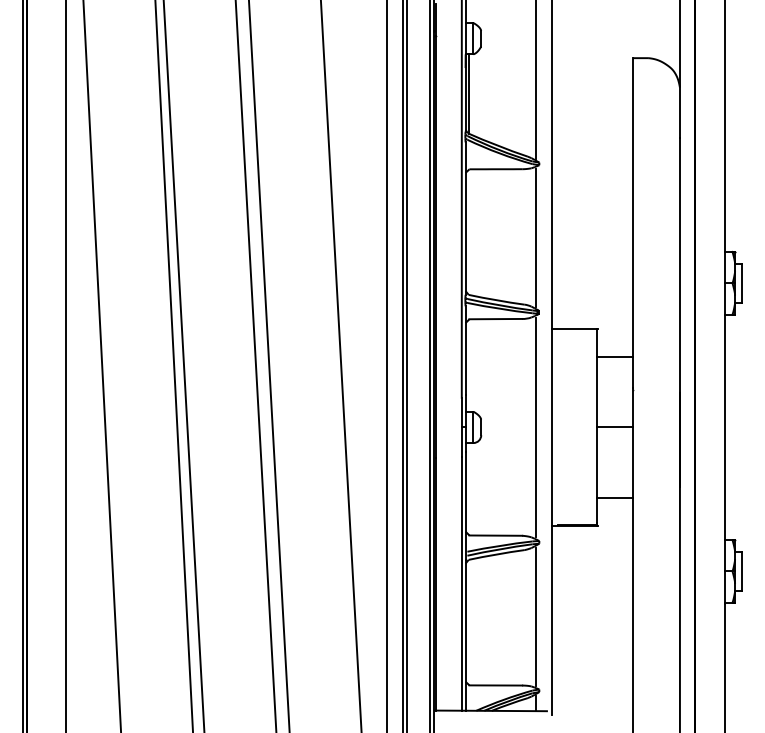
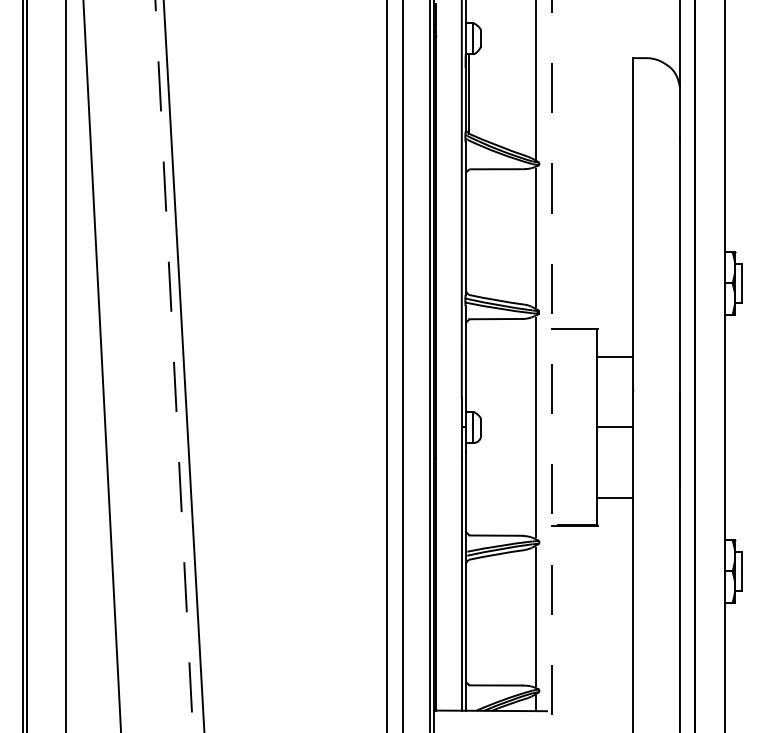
line: solid -> dashed (551, 357)
line: present -> none (255, 365)
line: present -> none (269, 365)
line: present -> none (341, 365)
line: present -> none (406, 365)
line: solid -> dashed (174, 367)
